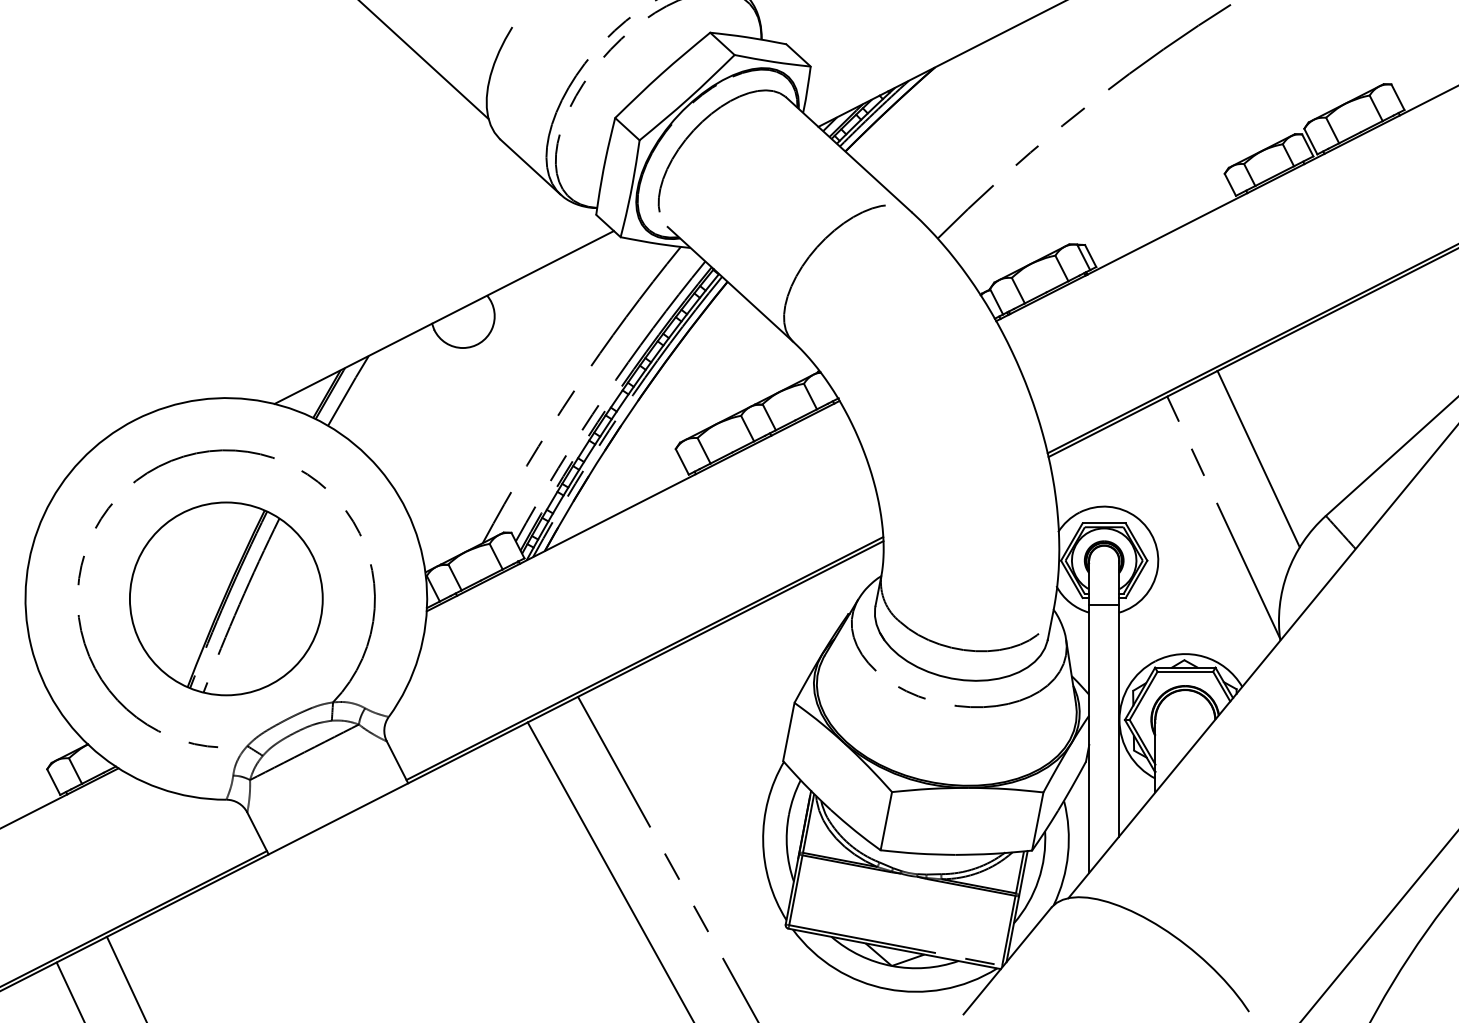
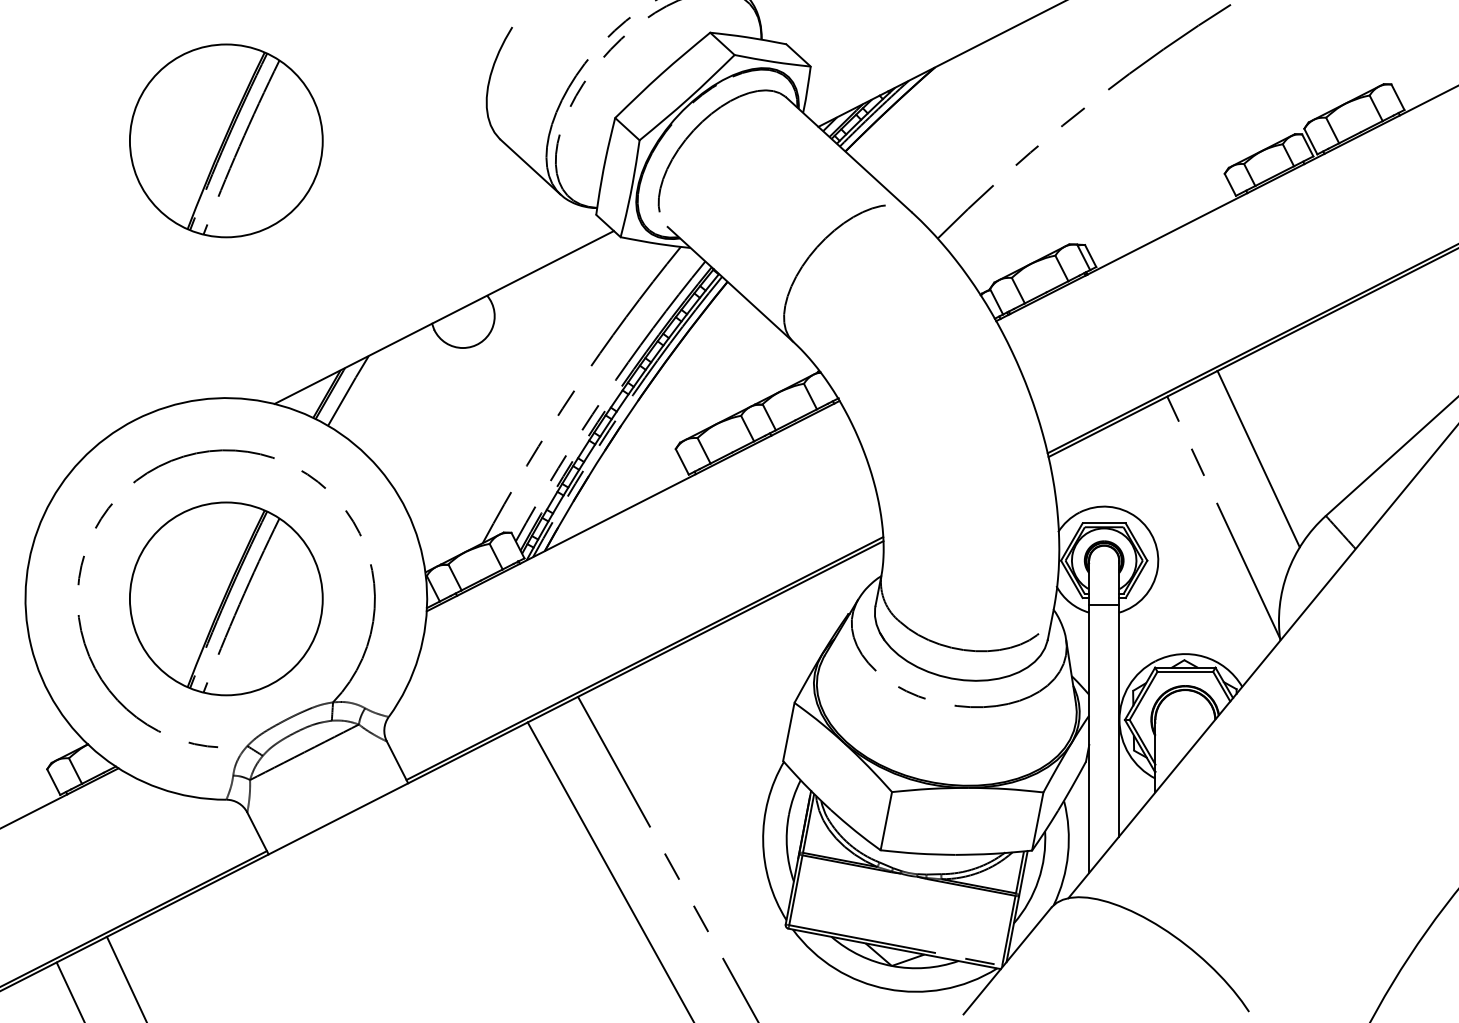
line: present -> none (424, 60)
part: none -> present (226, 140)
line: present -> none (1378, 926)
